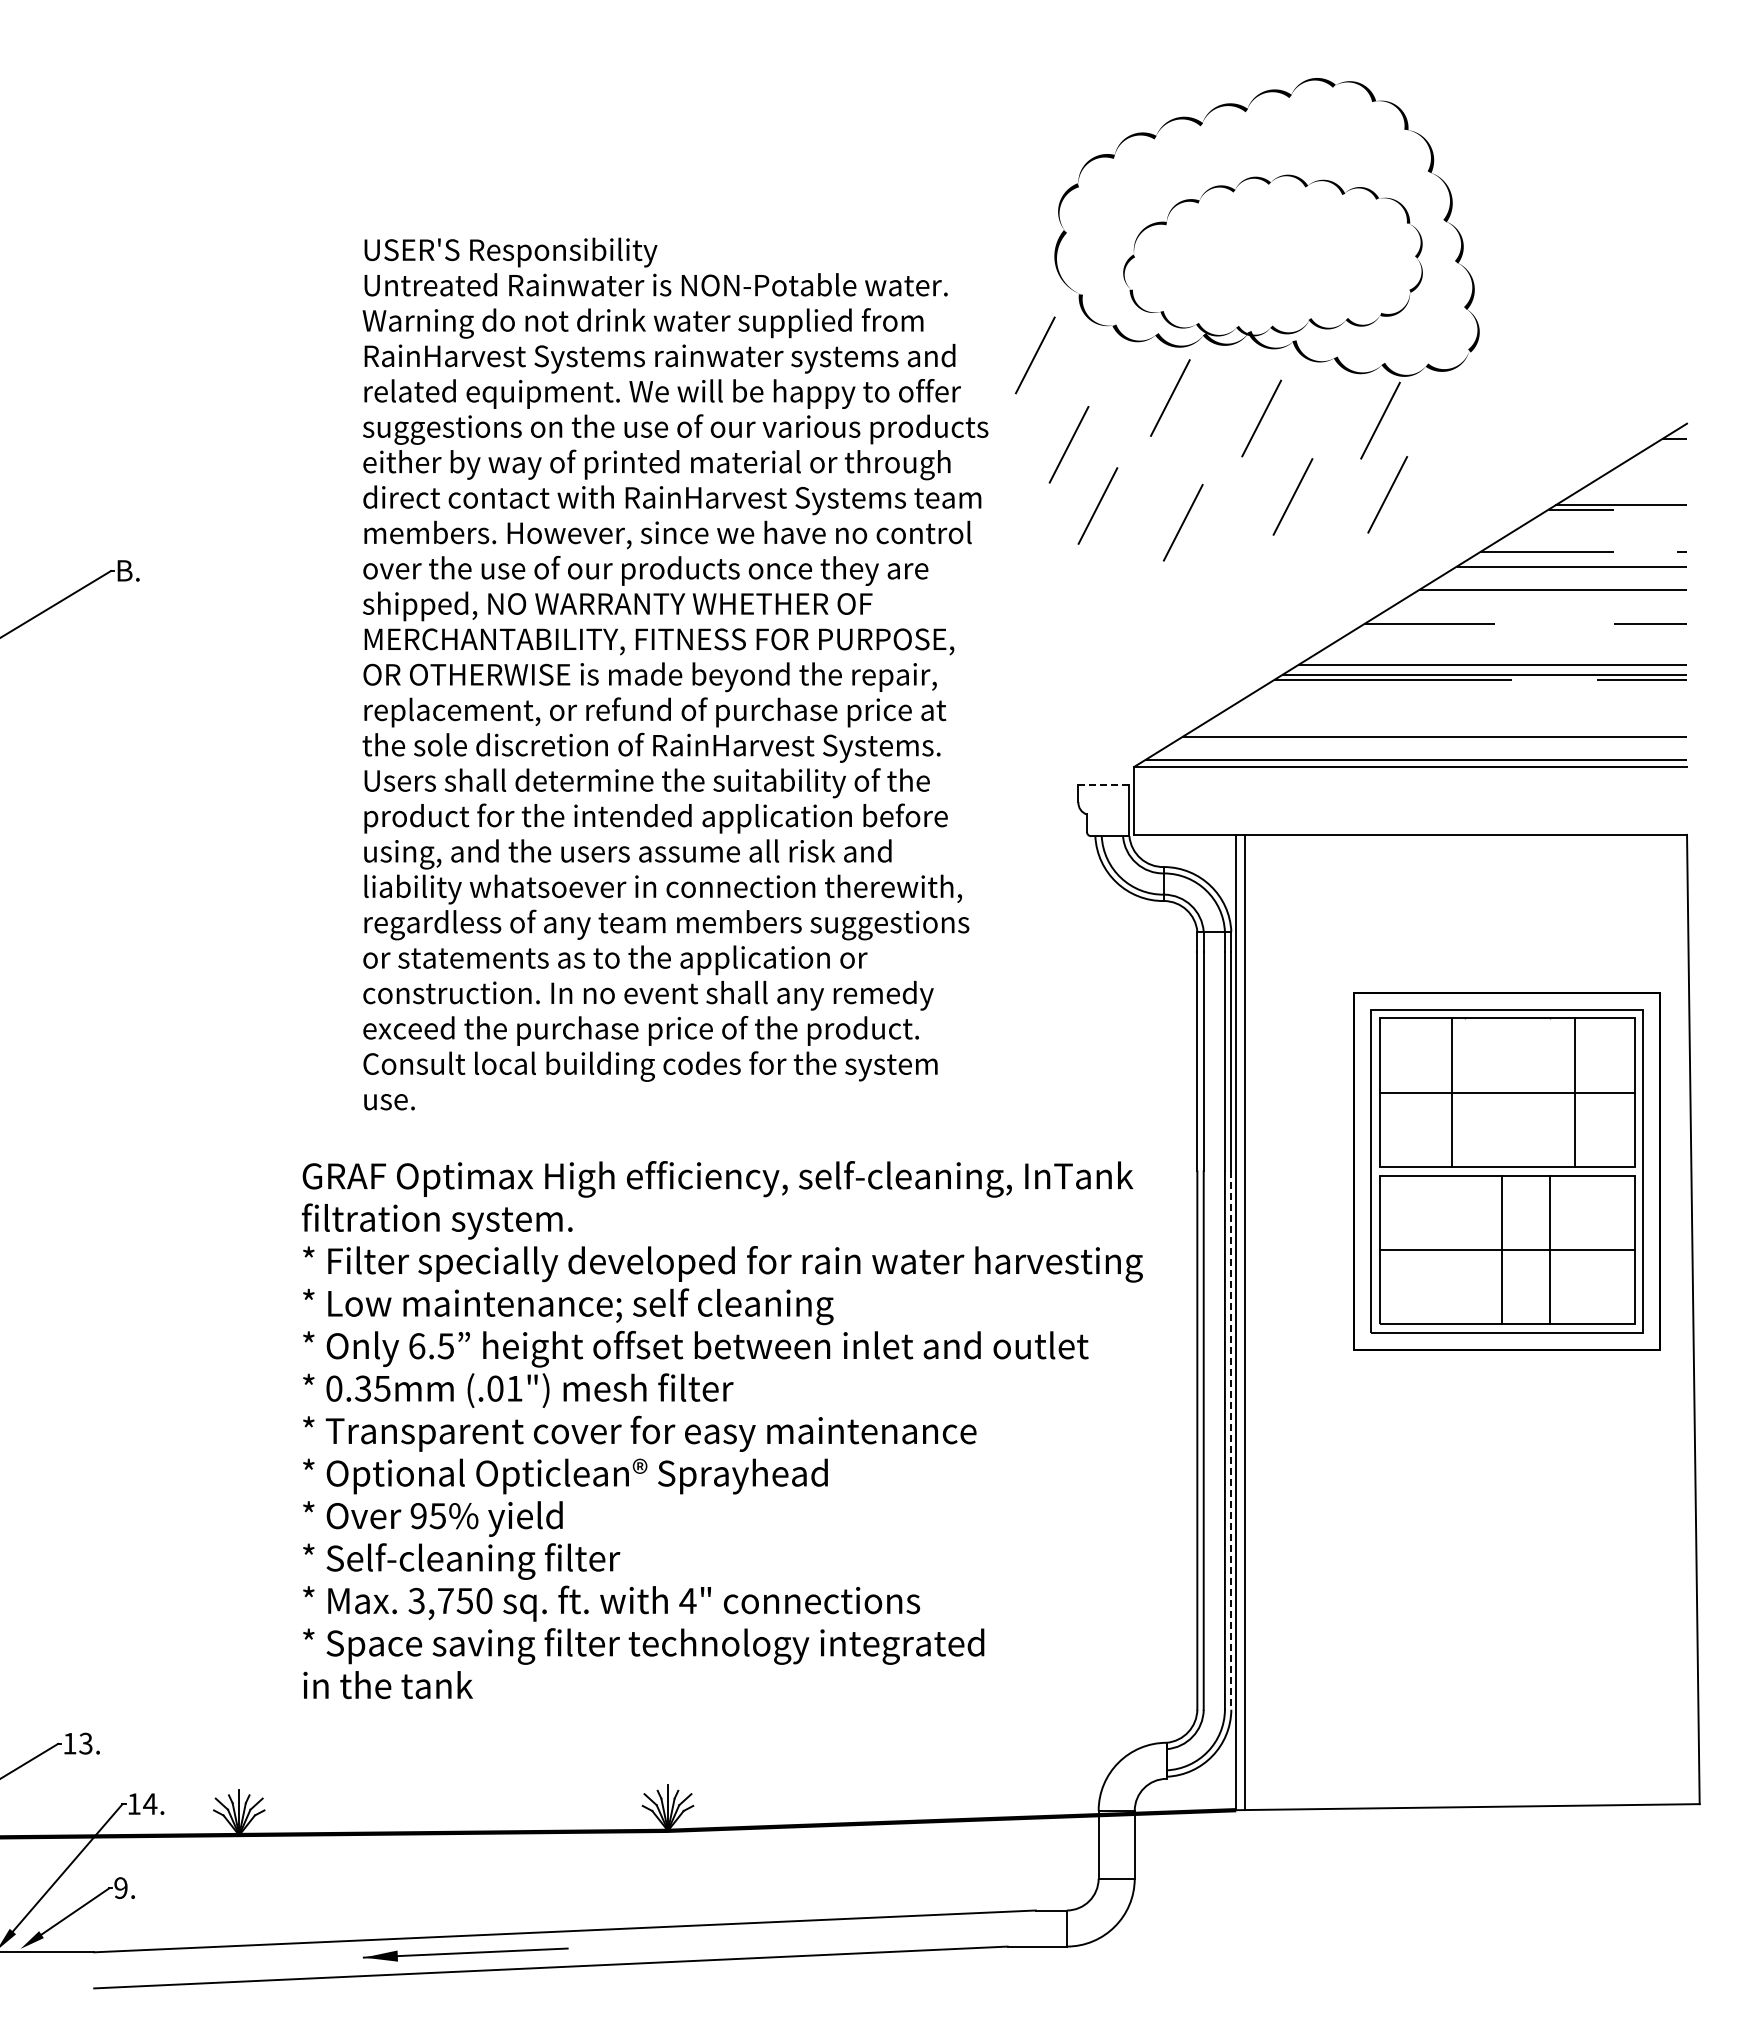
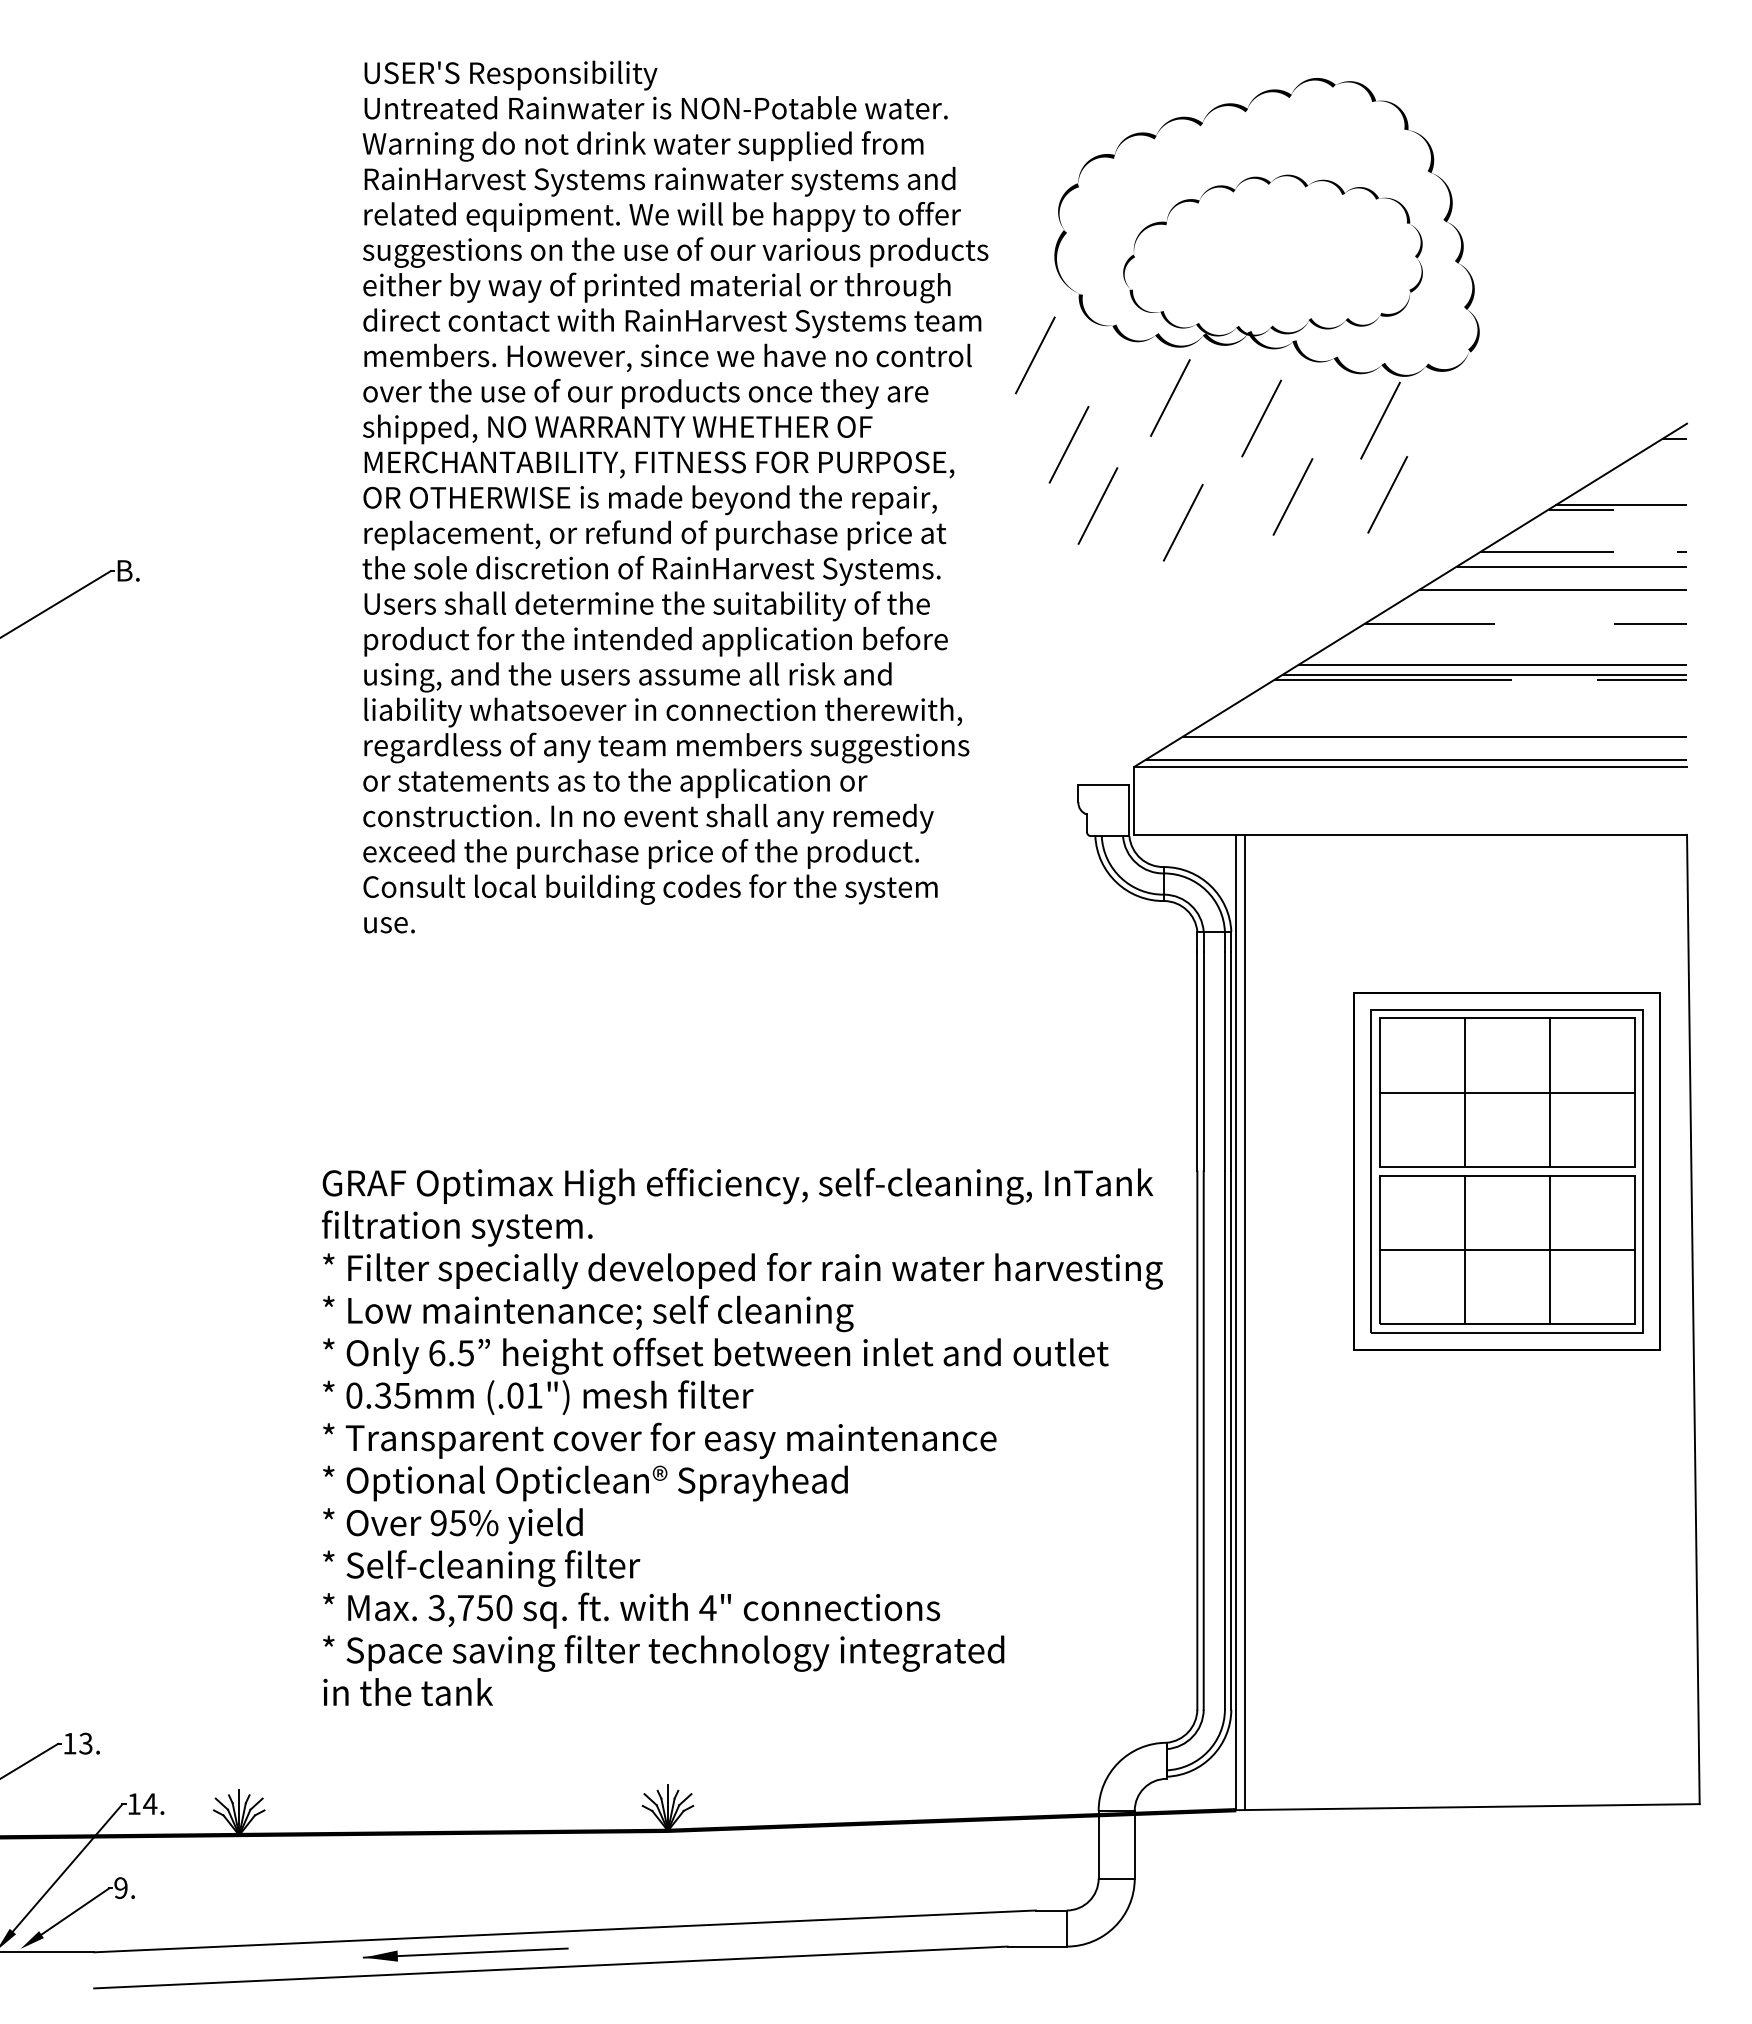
text position: (675, 673) -> (675, 496) (675, 496)
line: dashed -> solid (1103, 785)
line position: (1451, 1092) -> (1464, 1092) (1464, 1092)
line position: (1574, 1092) -> (1549, 1092) (1549, 1092)
line position: (1501, 1249) -> (1464, 1249) (1464, 1249)
text position: (722, 1430) -> (742, 1437) (742, 1437)
line: dashed -> solid (1231, 1441)
